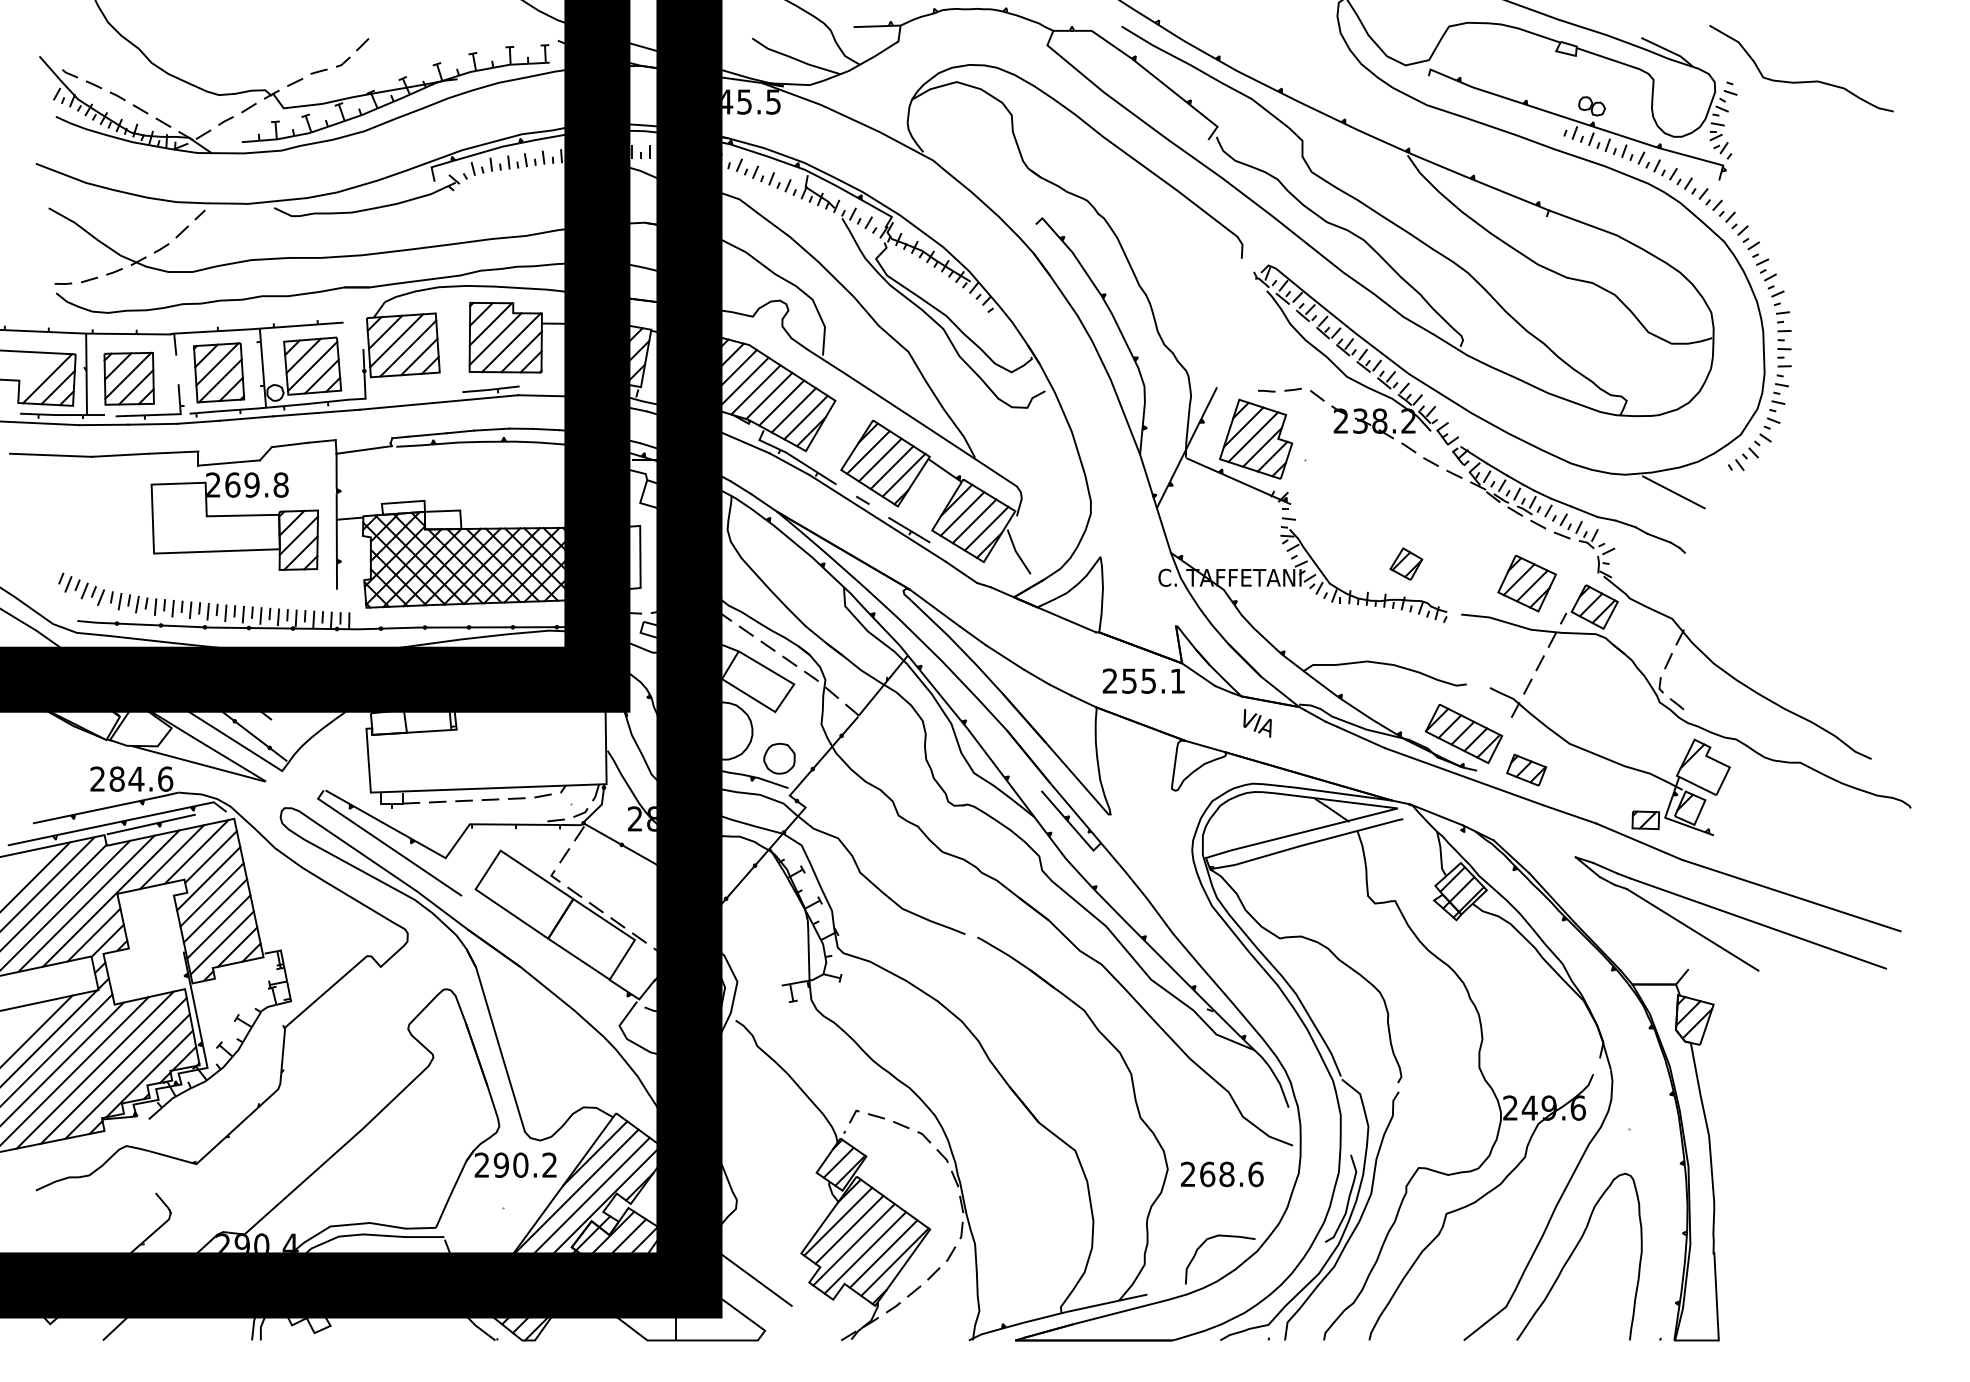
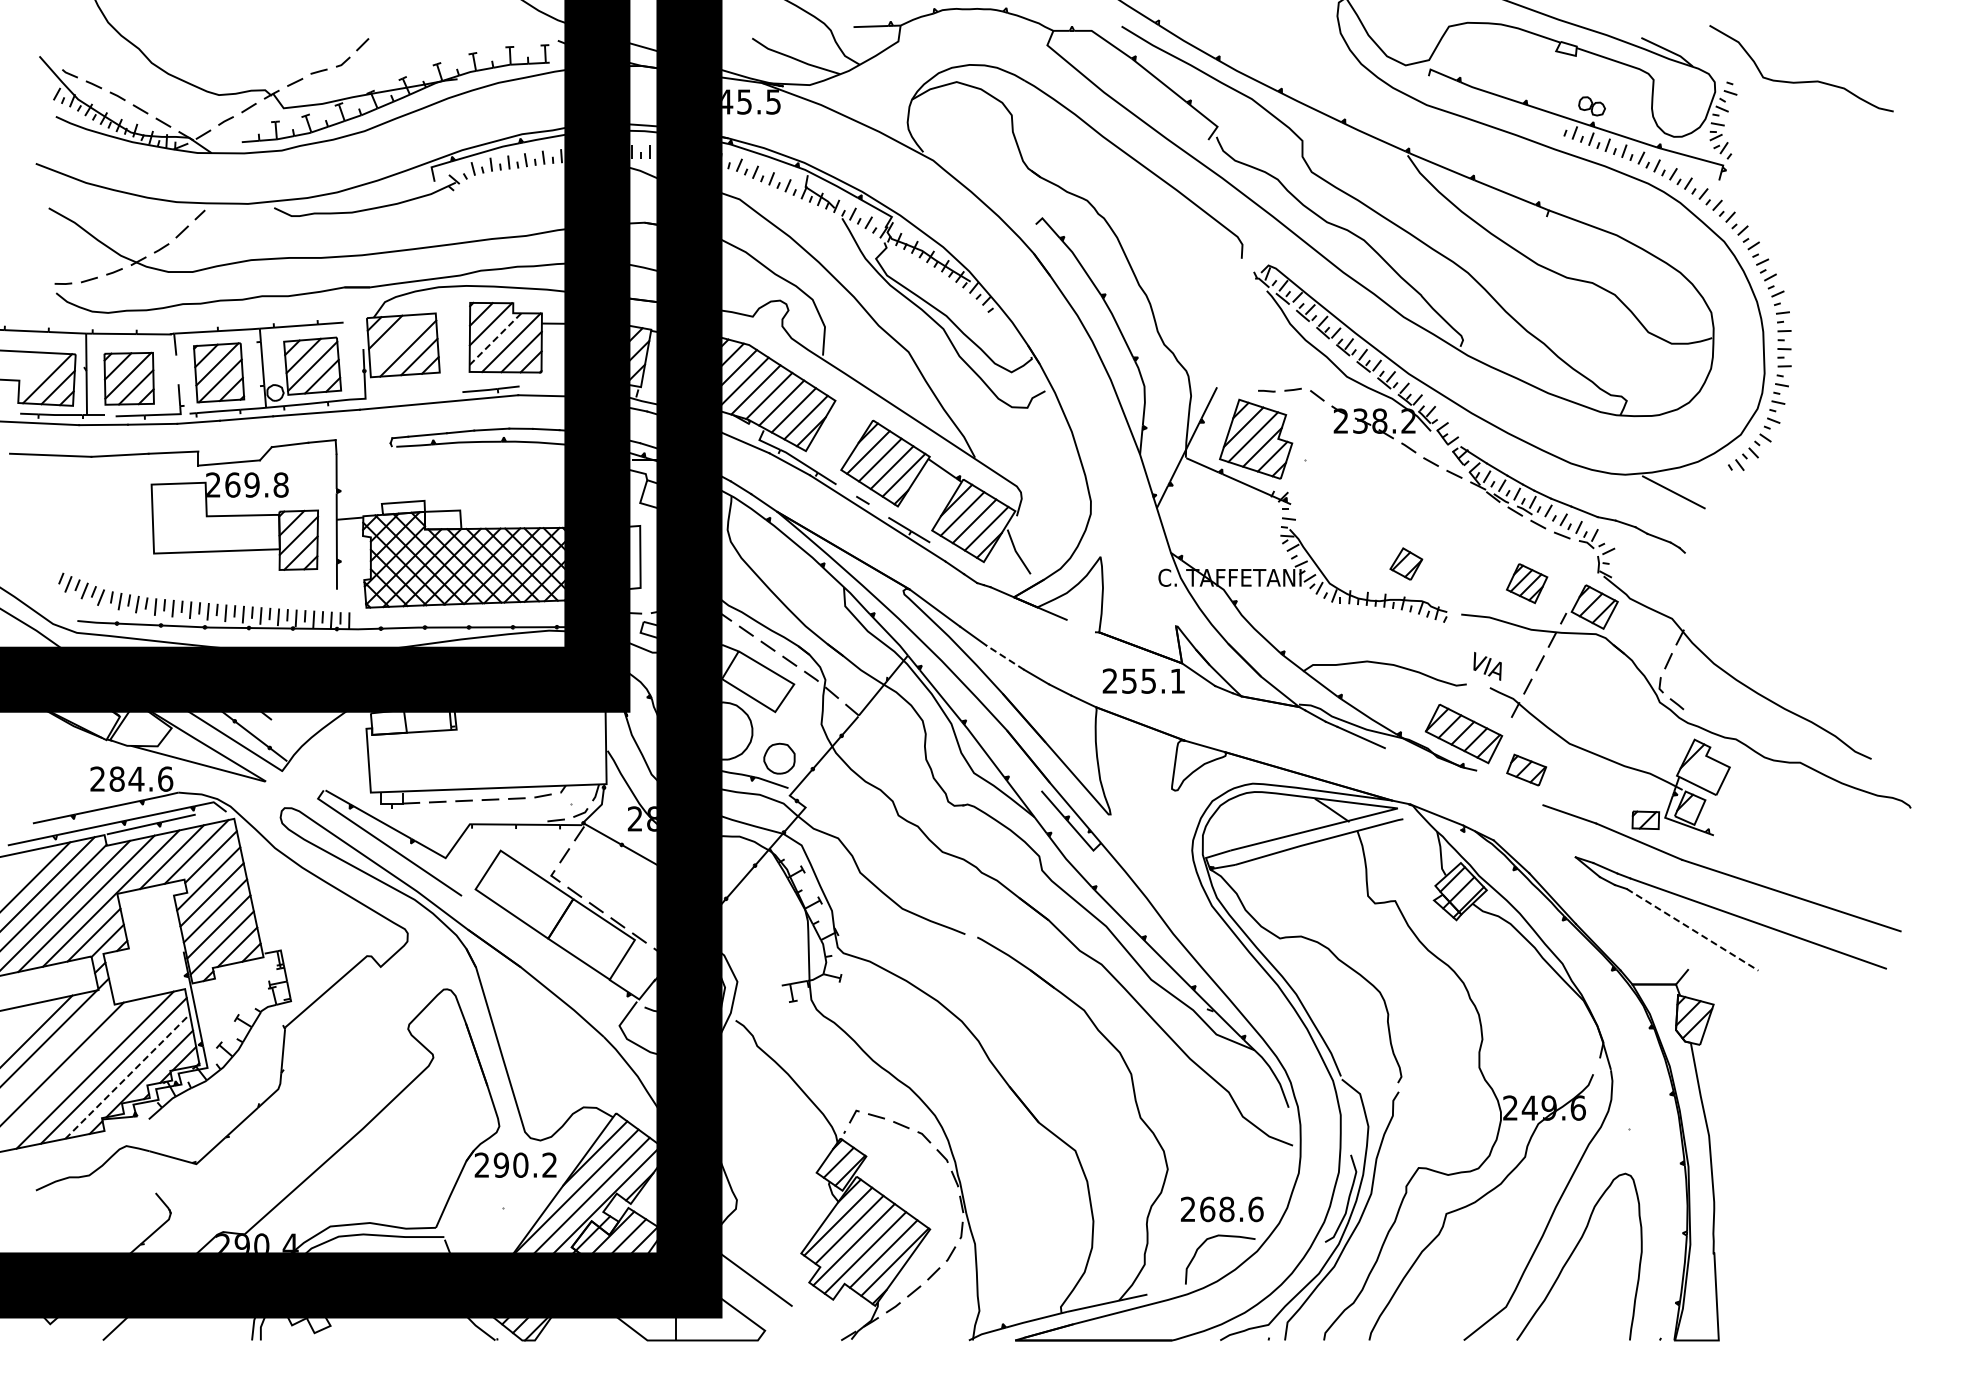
line: solid -> dashed (495, 339)
line: present -> none (396, 340)
line: present -> none (363, 449)
part size: 60x59 px -> 43x42 px (1527, 583)
line: present -> none (1080, 625)
line: solid -> dashed (1004, 657)
text position: (1257, 723) -> (1487, 666) (1487, 666)
line: present -> none (1463, 776)
line: solid -> dashed (1693, 930)
line: present -> none (57, 1049)
line: present -> none (75, 1070)
line: solid -> dashed (128, 1076)
text position: (1222, 1174) -> (1222, 1209) (1222, 1209)
